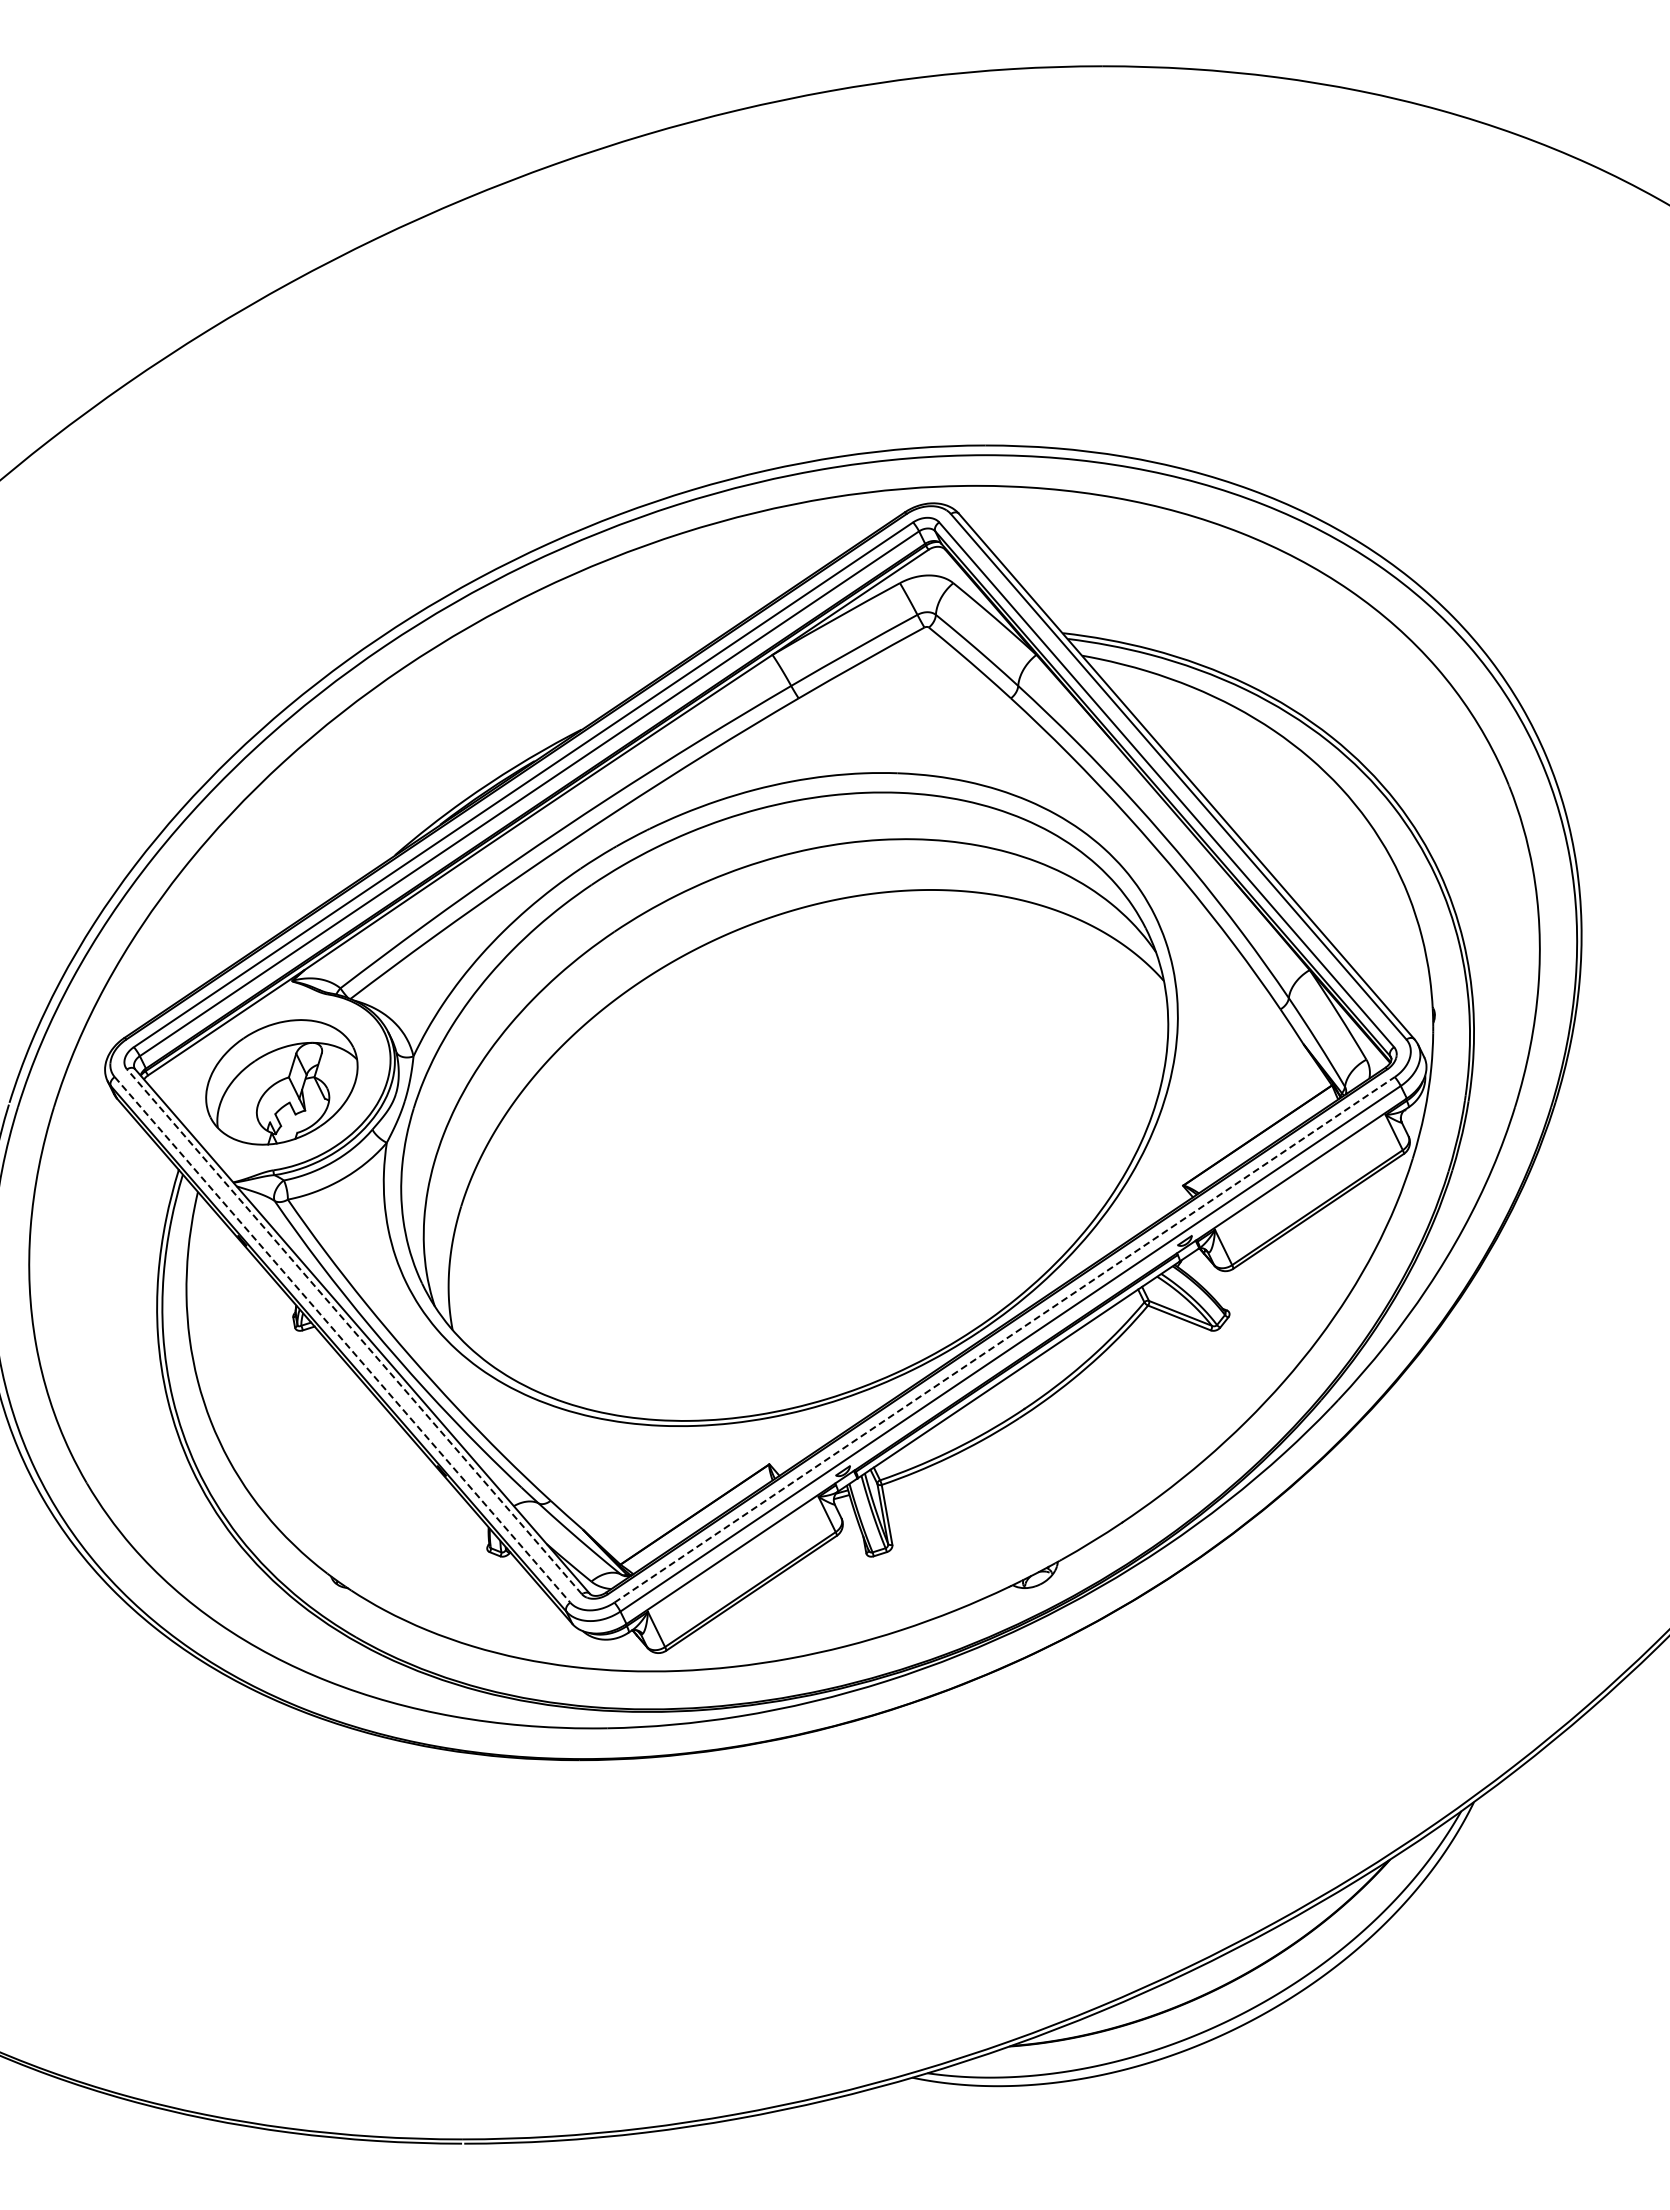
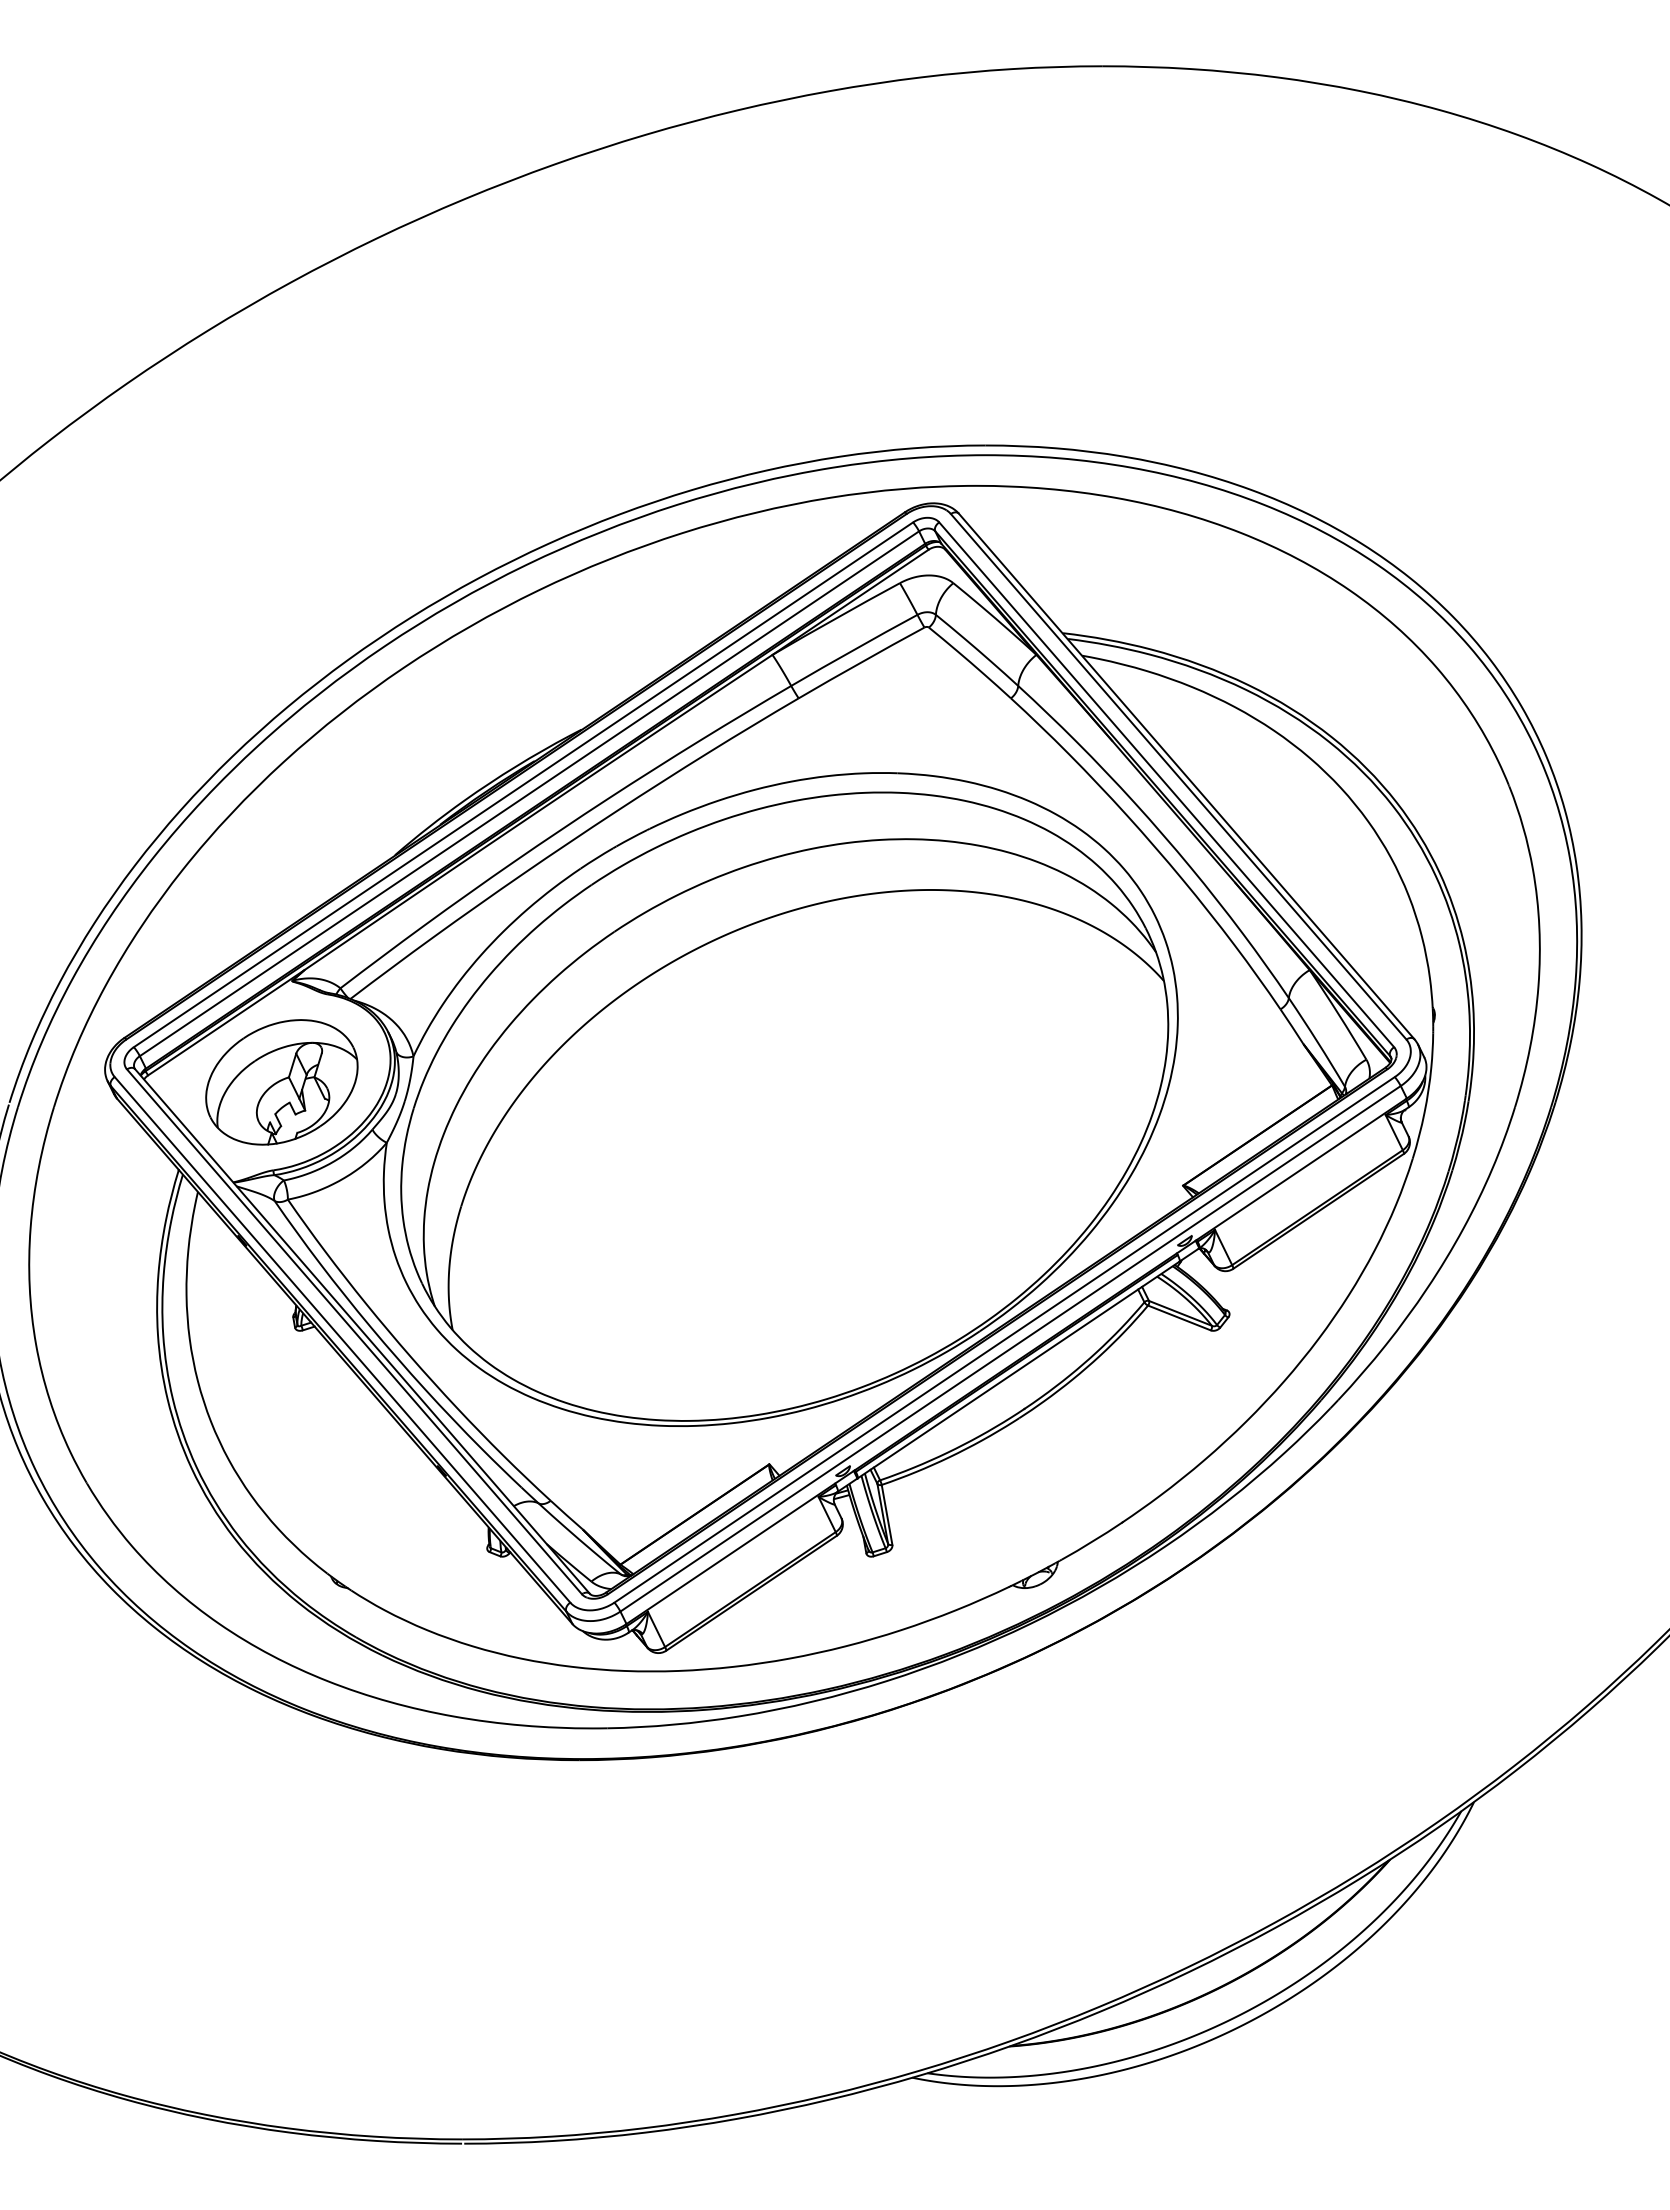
line: dashed -> solid (354, 1331)
line: dashed -> solid (342, 1339)
line: dashed -> solid (1005, 1339)
